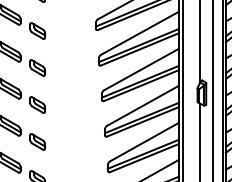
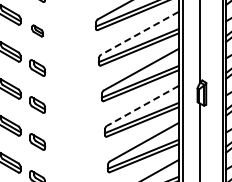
part size: 18x18 px -> 13x14 px (37, 30)
line: solid -> dashed (139, 33)
line: present -> none (212, 90)
line: solid -> dashed (142, 106)
